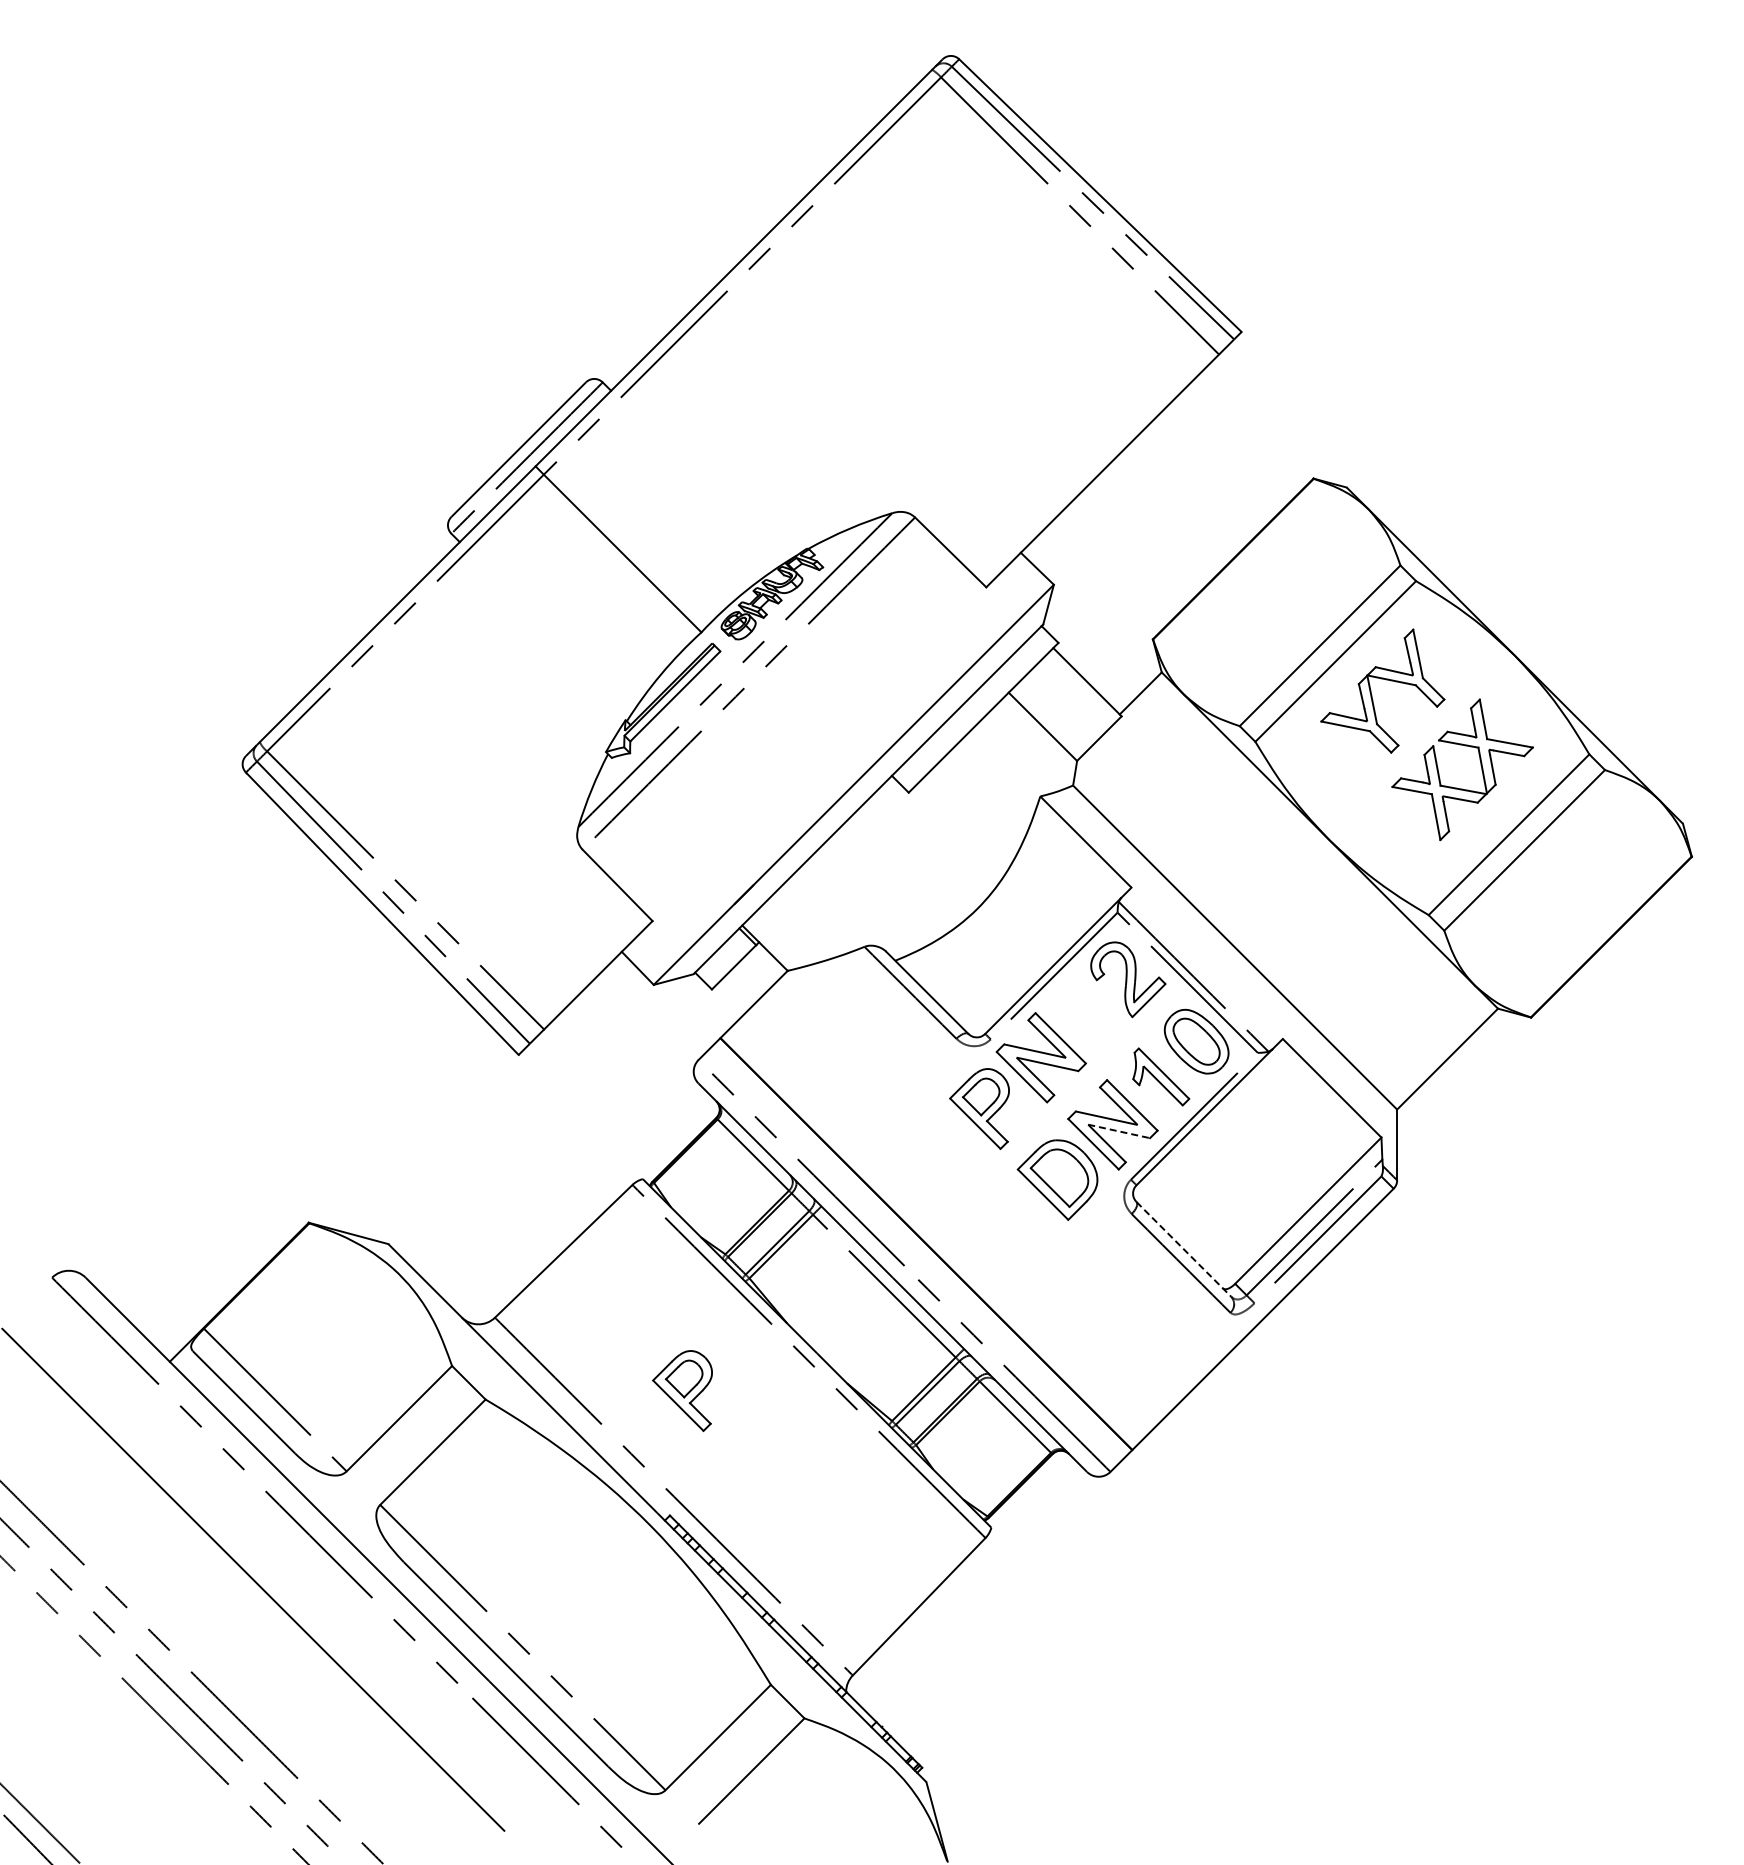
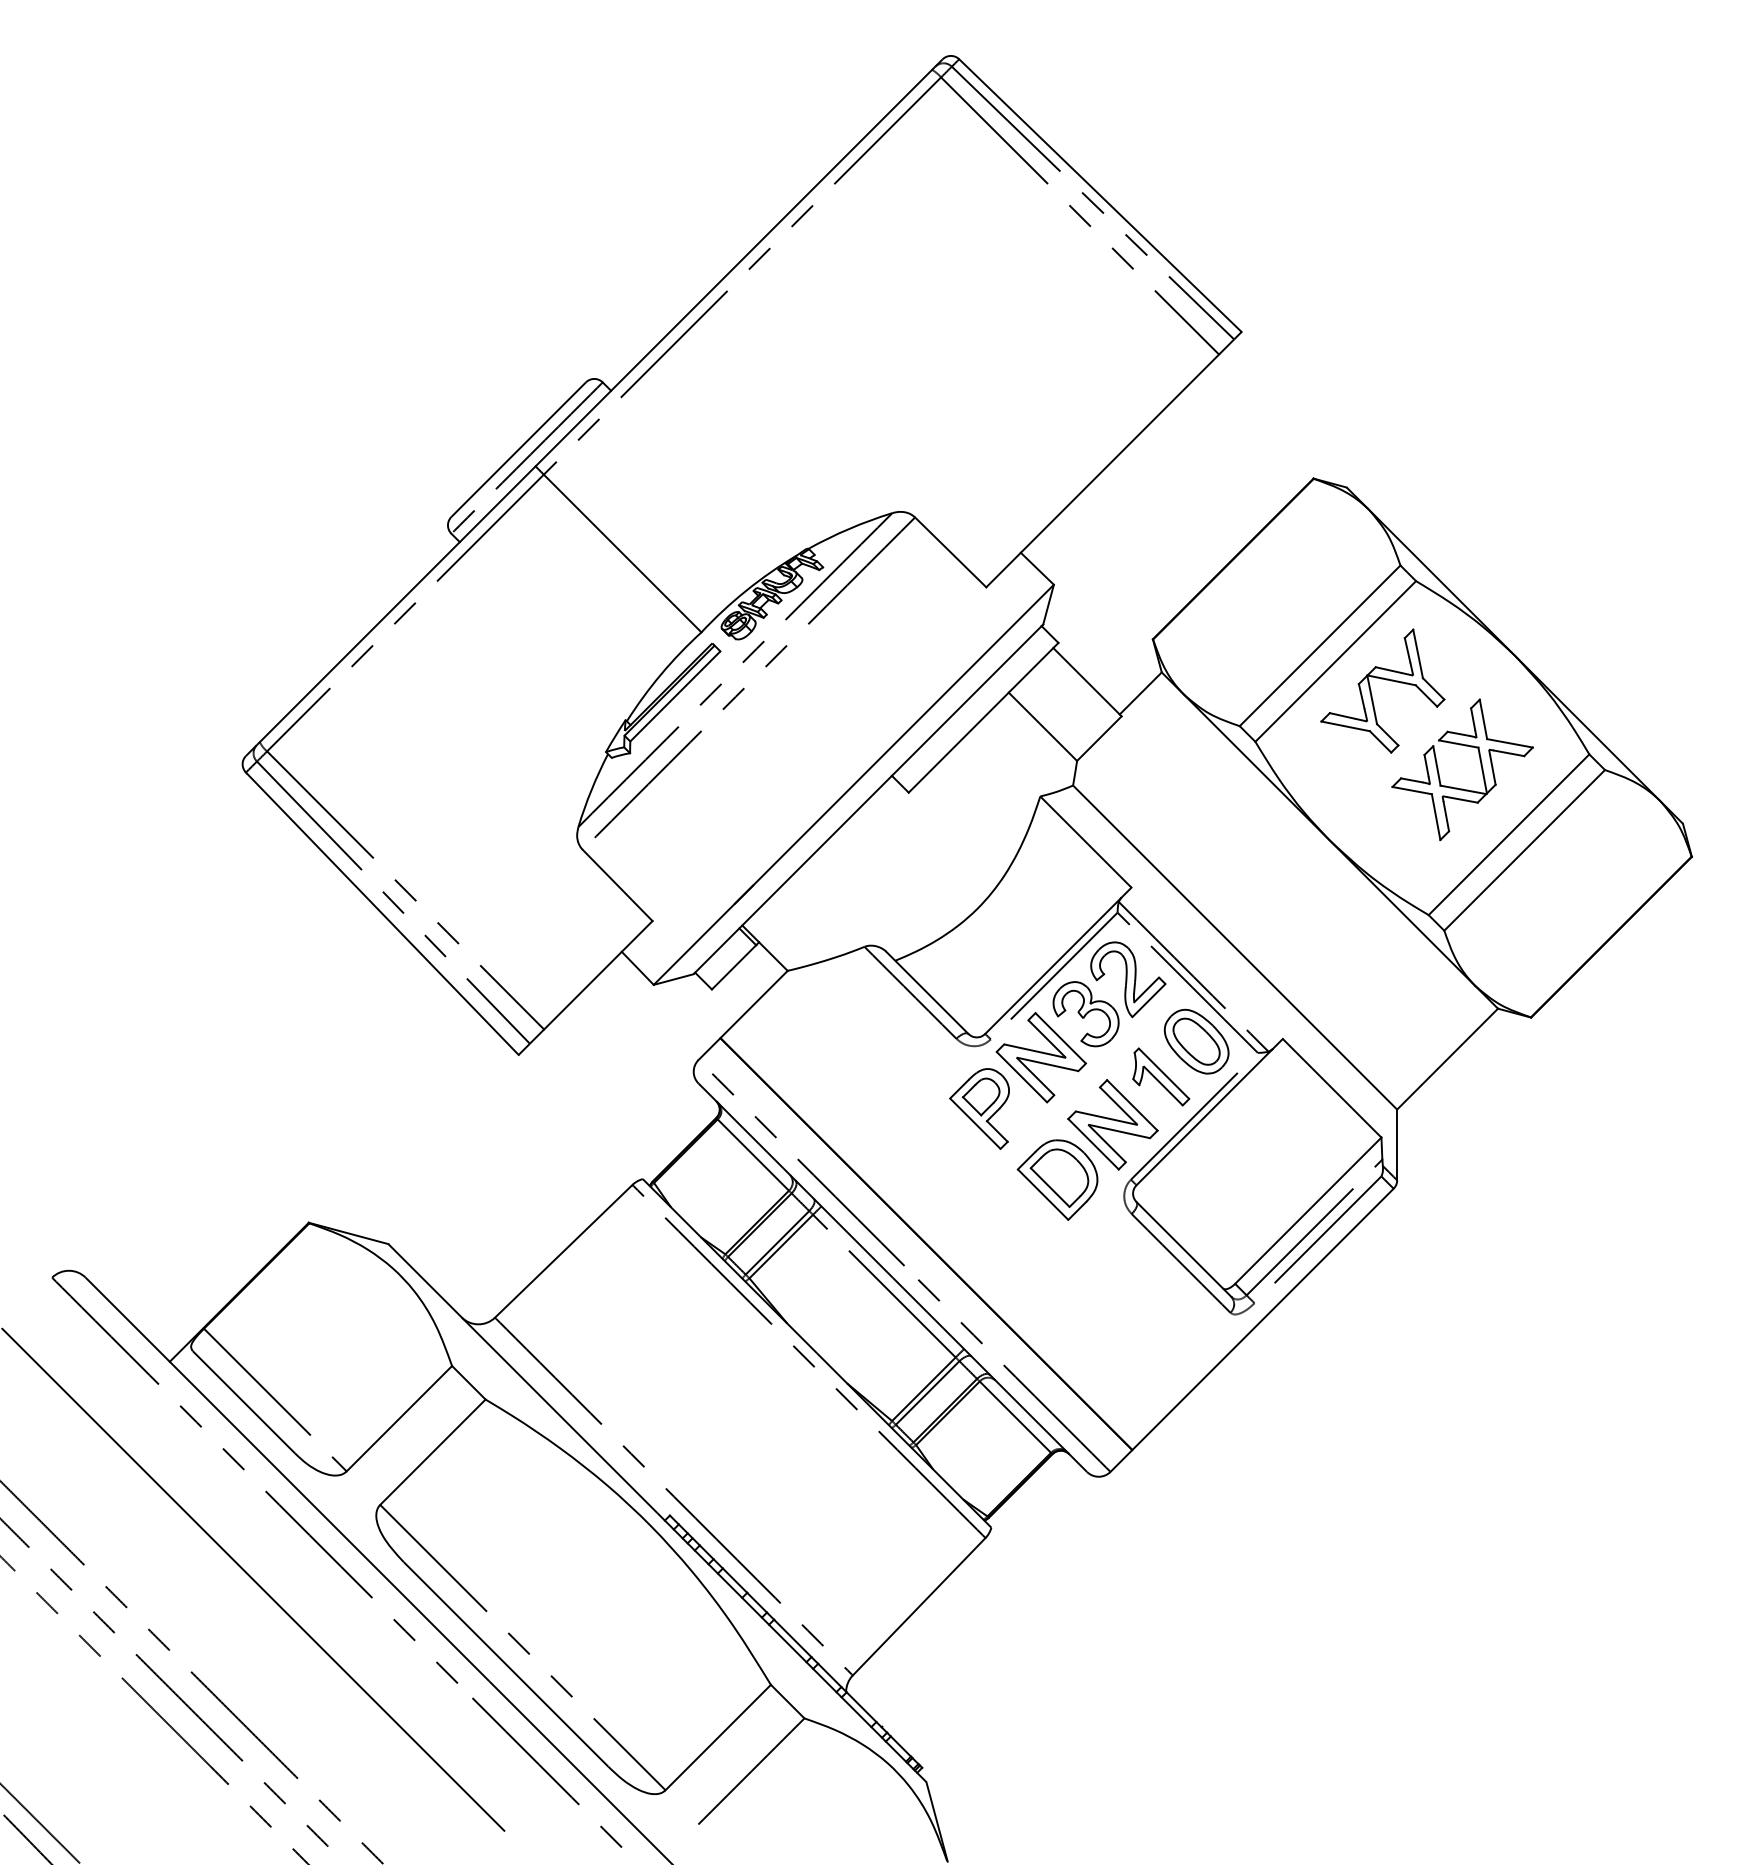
part: none -> present (1085, 1014)
line: dashed -> solid (1119, 1131)
line: dashed -> solid (1183, 1249)
part: present -> none (682, 1390)
